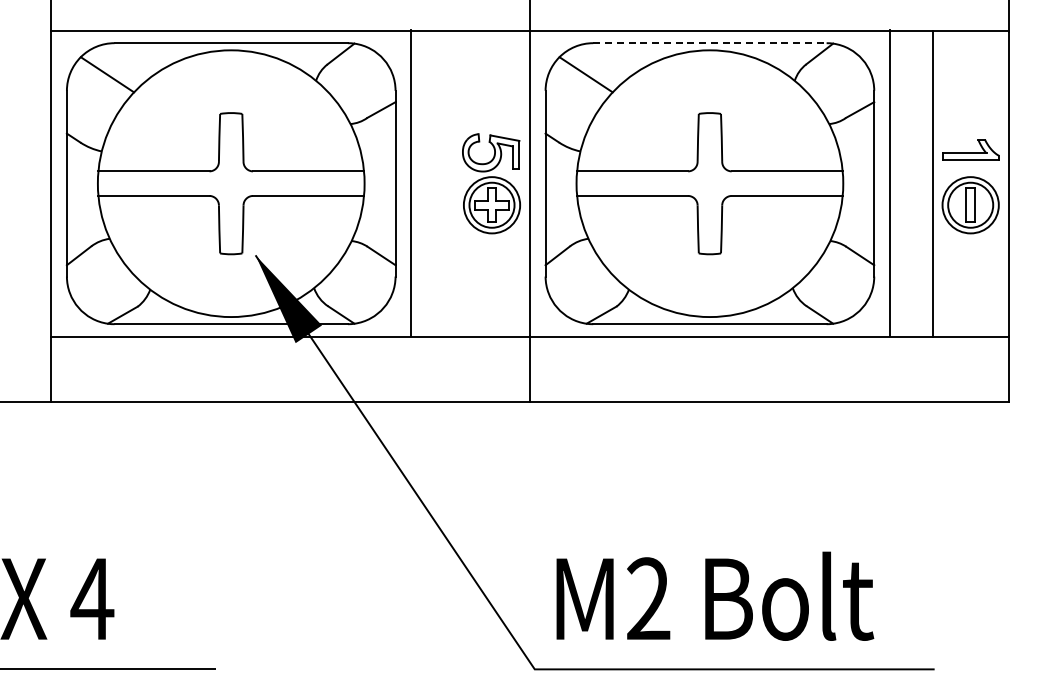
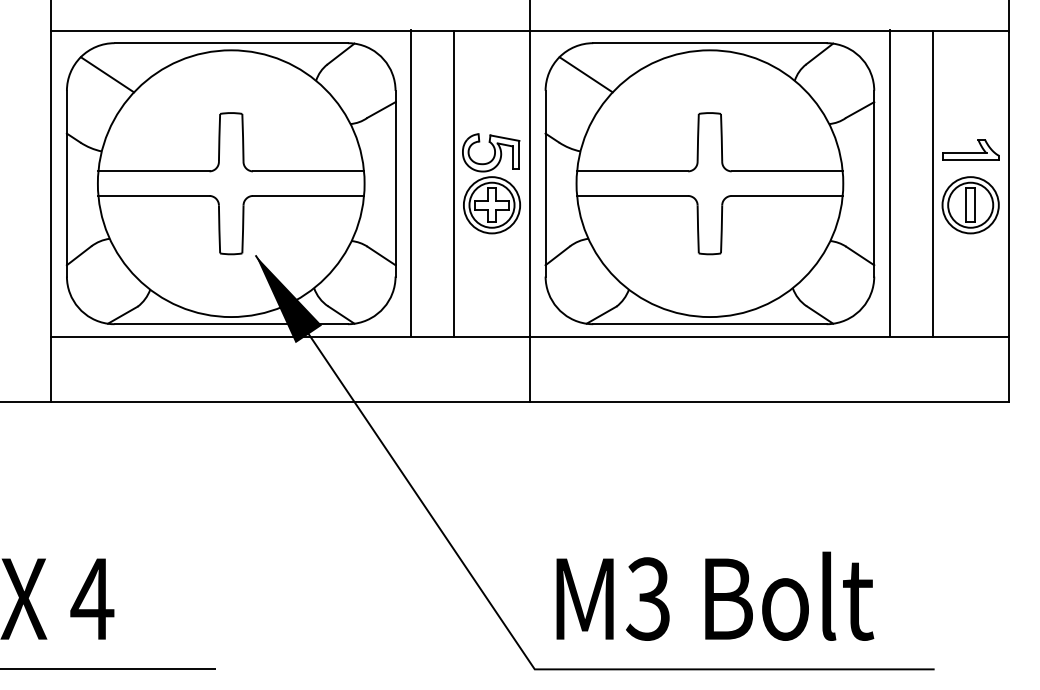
line: dashed -> solid (709, 43)
line: none -> present (453, 183)
text: M2 -> M3 (648, 598)
